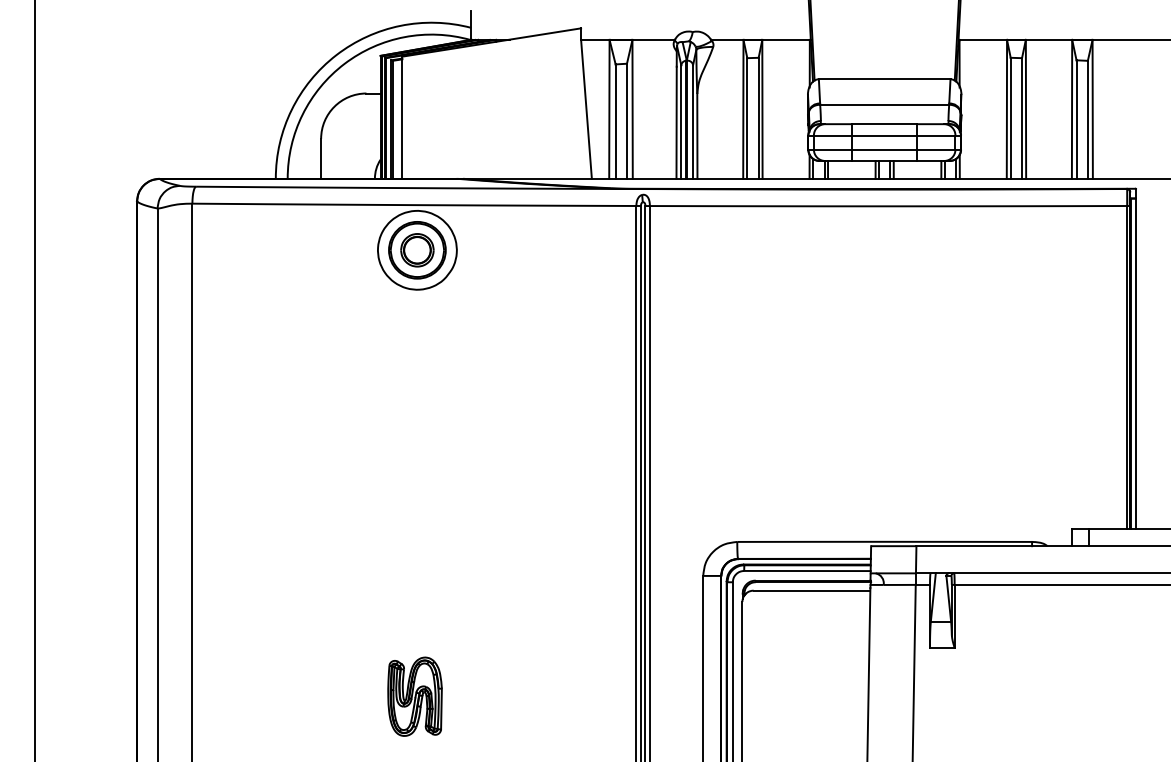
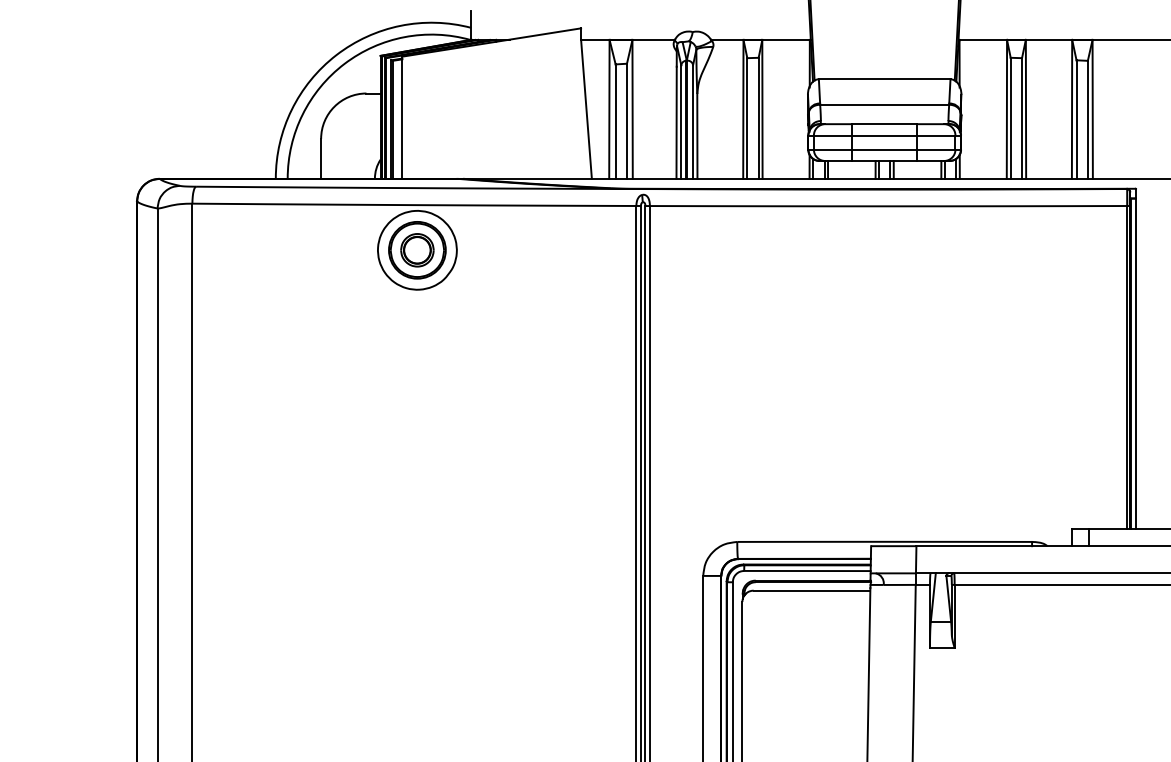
line: present -> none (35, 380)
part: present -> none (414, 696)
